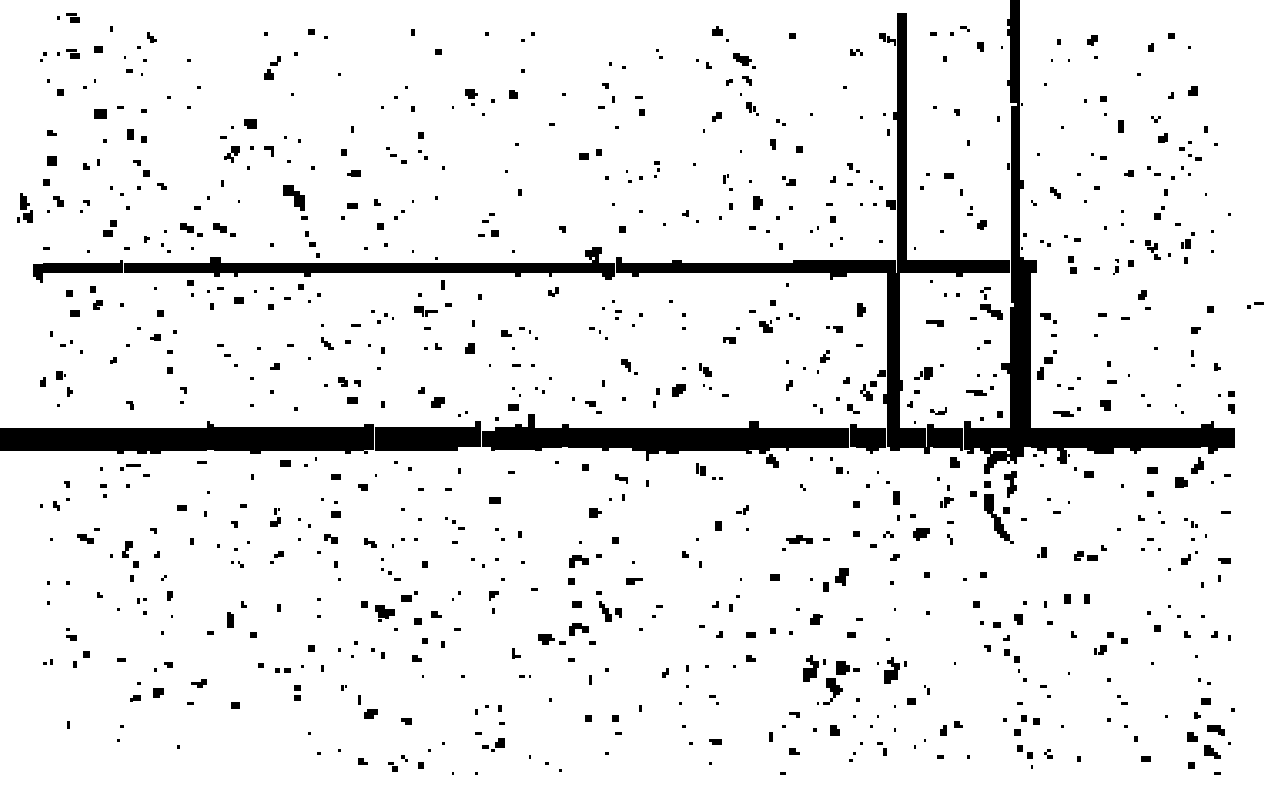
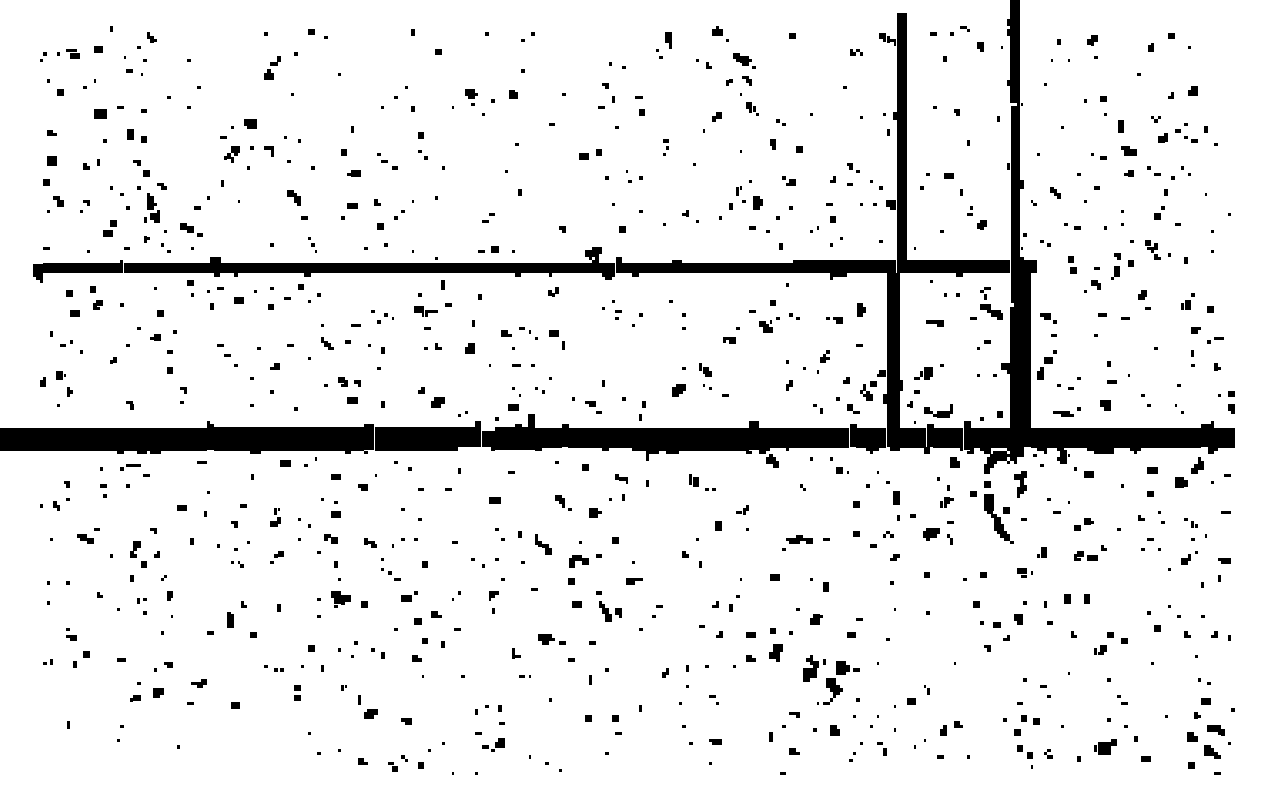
part: present -> none (68, 17)
part: none -> present (668, 40)
part: none -> present (1128, 150)
part position: (1190, 150) -> (1186, 132) (1186, 132)
part position: (396, 155) -> (387, 161) (387, 161)
part position: (656, 169) -> (665, 147) (665, 147)
part position: (727, 182) -> (740, 194) (740, 194)
part size: 22x26 px -> 14x16 px (293, 197)
part position: (24, 207) -> (151, 207) (151, 207)
part: present -> none (224, 229)
part position: (488, 233) -> (488, 249) (488, 249)
part position: (1072, 238) -> (1072, 226) (1072, 226)
part position: (1187, 240) -> (1187, 301) (1187, 301)
part size: 15x27 px -> 9x16 px (312, 244)
part size: 6x16 px -> 10x27 px (1115, 266)
part: none -> present (1092, 286)
part position: (1255, 305) -> (1215, 340) (1215, 340)
part position: (834, 329) -> (834, 320) (834, 320)
part: present -> none (598, 333)
part: none -> present (556, 339)
part position: (629, 366) -> (563, 502) (563, 502)
part: present -> none (979, 390)
part position: (656, 397) -> (642, 410) (642, 410)
part size: 17x8 px -> 29x14 px (938, 410)
part position: (709, 471) -> (702, 482) (702, 482)
part position: (1010, 484) -> (1020, 484) (1020, 484)
part: present -> none (454, 523)
part: none -> present (1083, 524)
part position: (921, 534) -> (931, 534) (931, 534)
part: none -> present (543, 544)
part position: (130, 554) -> (138, 554) (138, 554)
part: none -> present (1024, 572)
part position: (841, 576) -> (775, 652) (775, 652)
part position: (384, 613) -> (340, 599) (340, 599)
part: present -> none (578, 629)
part: present -> none (1011, 660)
part size: 33x10 px -> 20x7 px (273, 668)
part: present -> none (895, 670)
part: none -> present (1105, 746)
